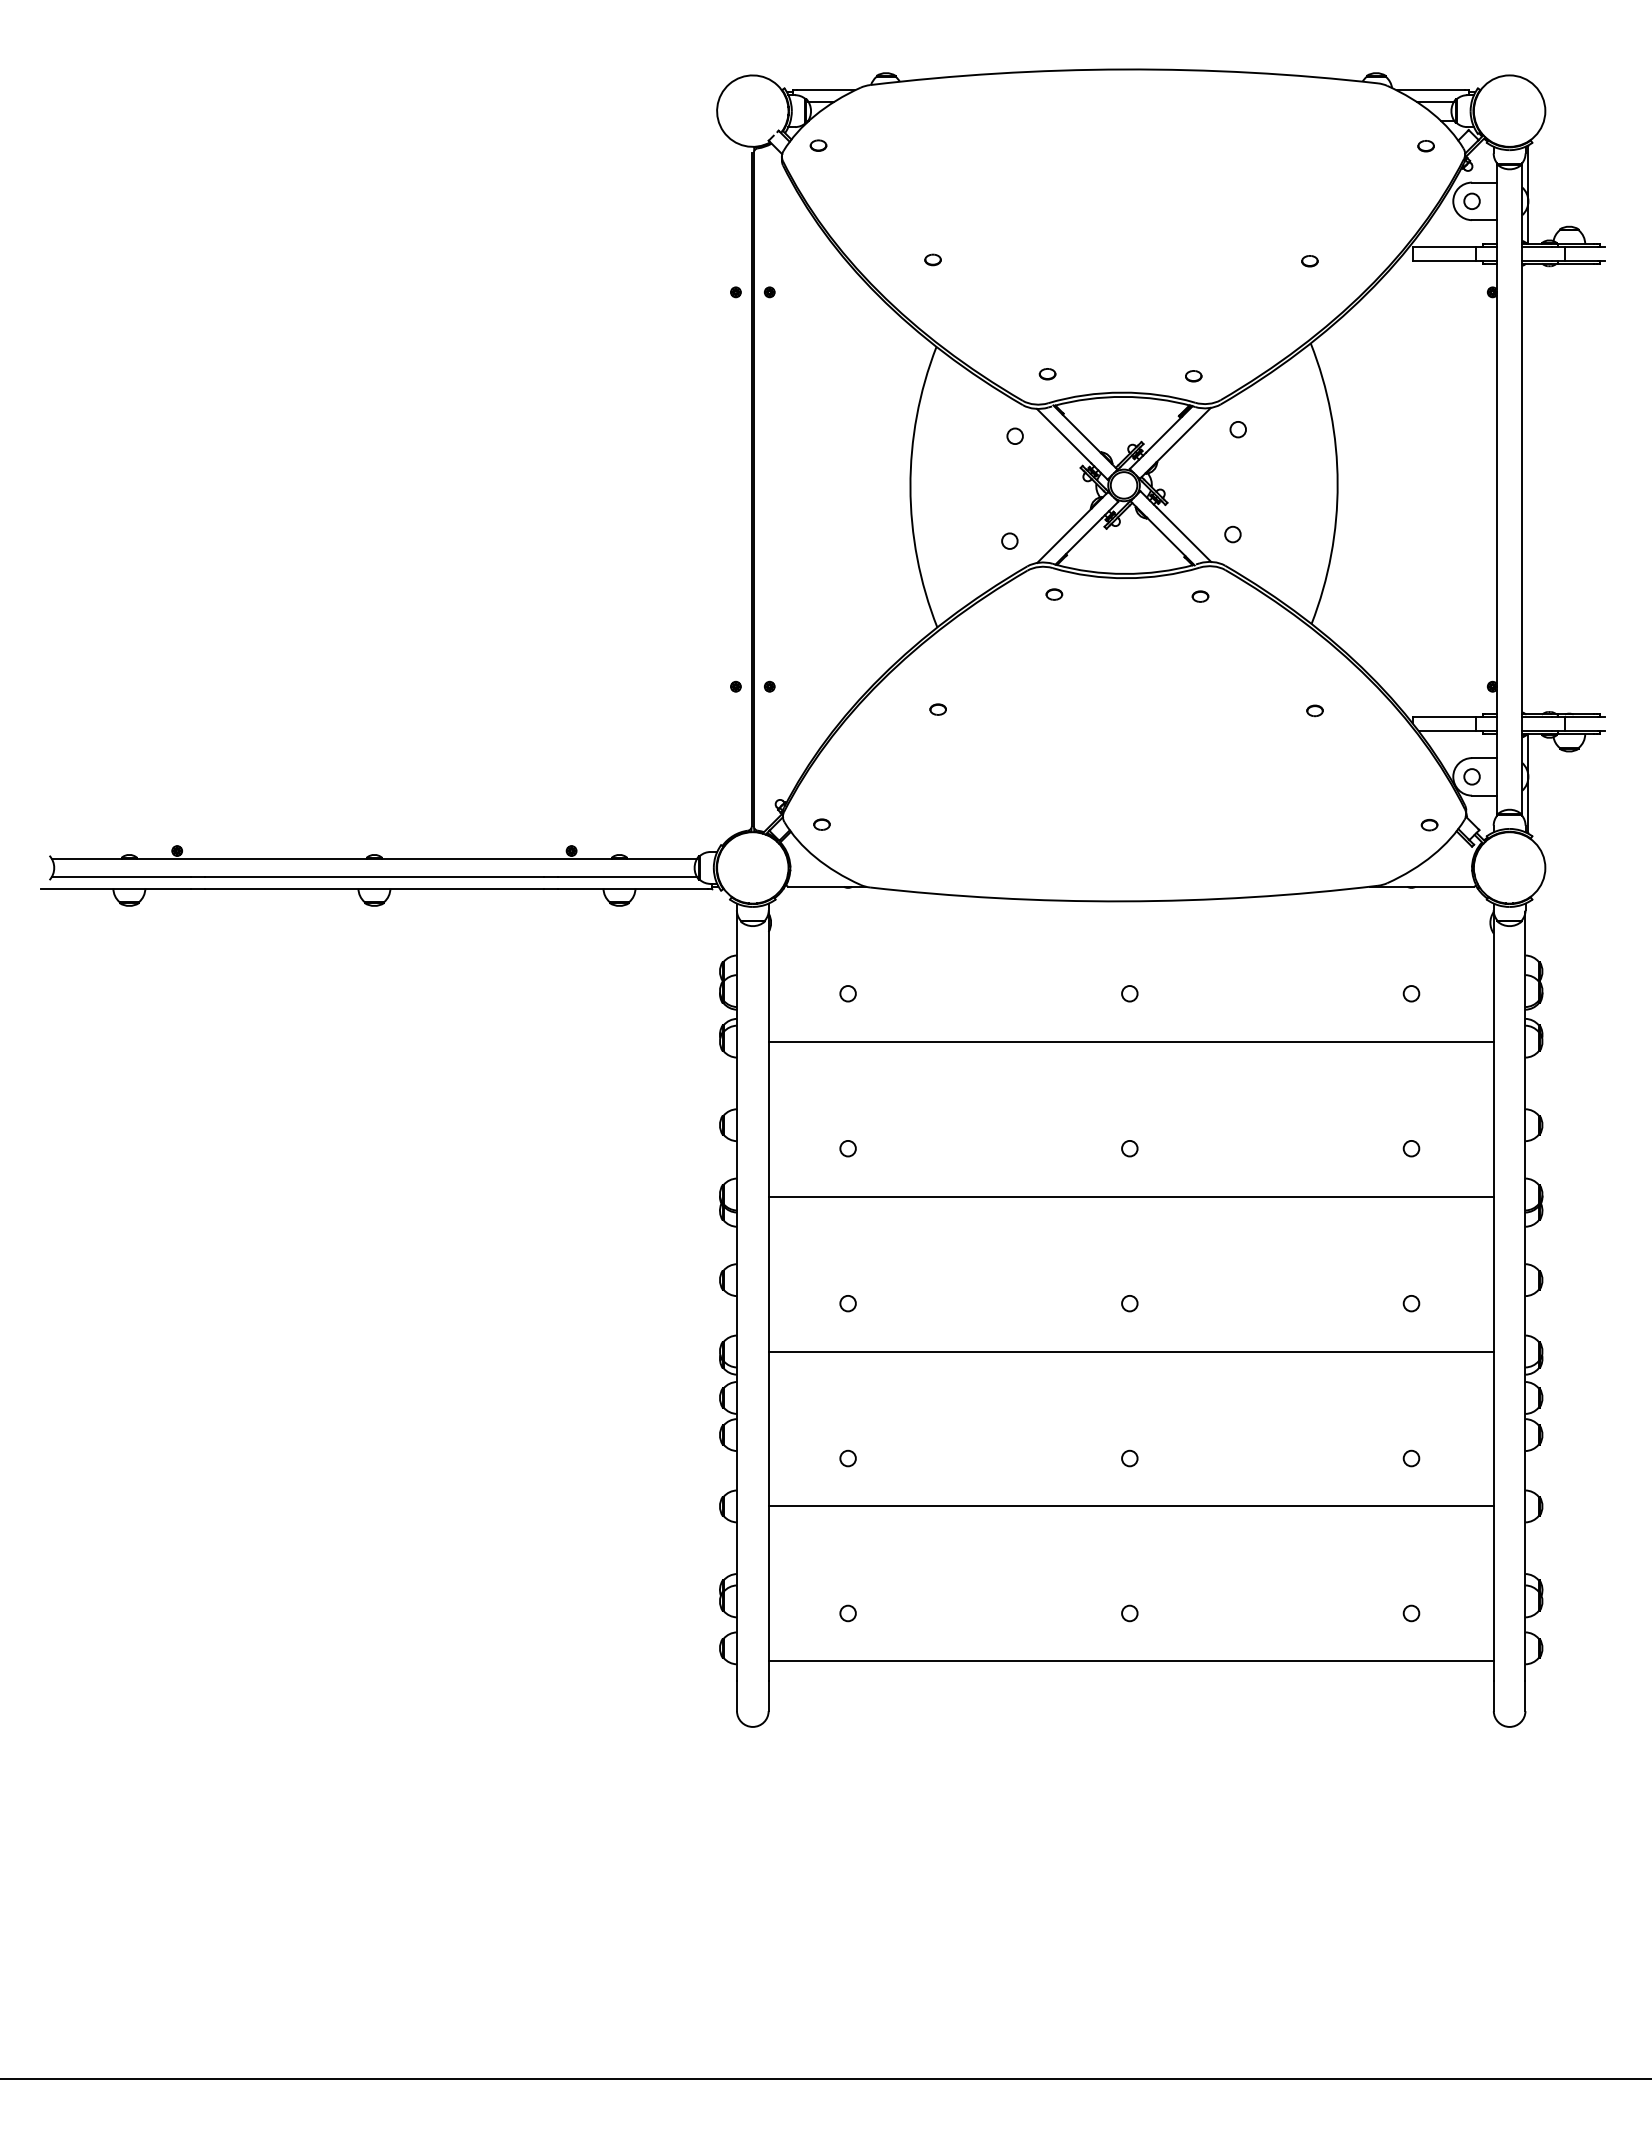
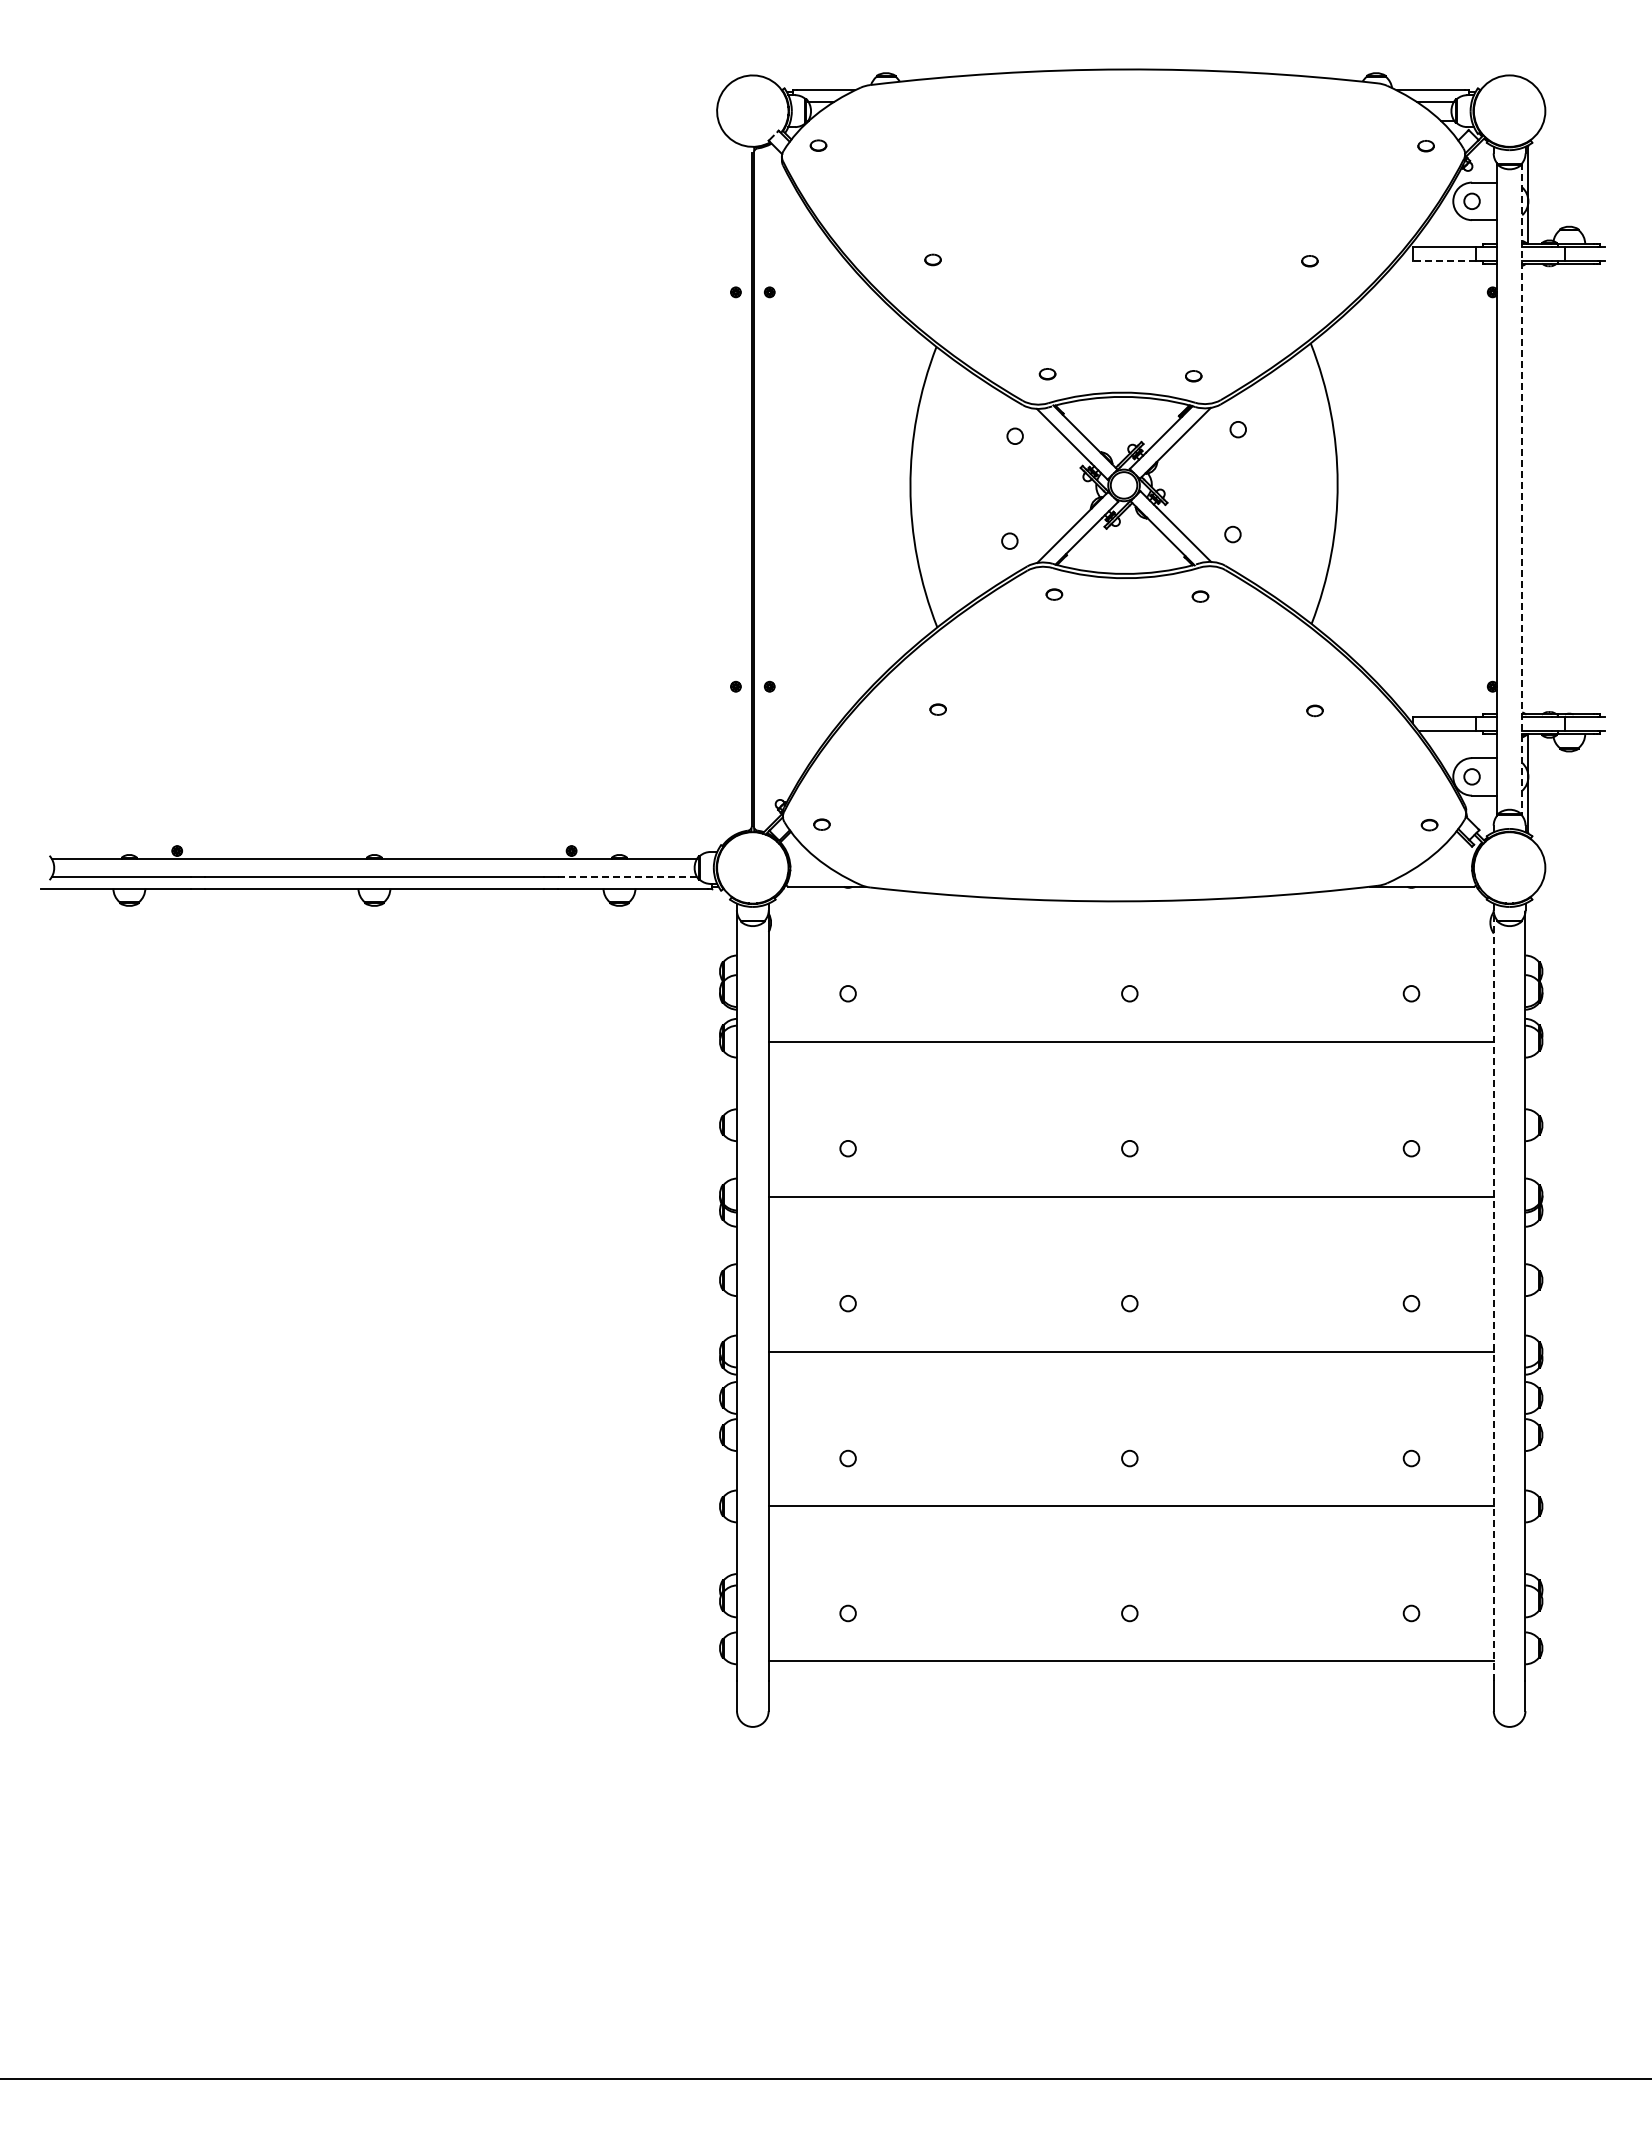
line: solid -> dashed (1444, 260)
line: solid -> dashed (1522, 490)
line: solid -> dashed (627, 877)
line: solid -> dashed (1493, 1296)
